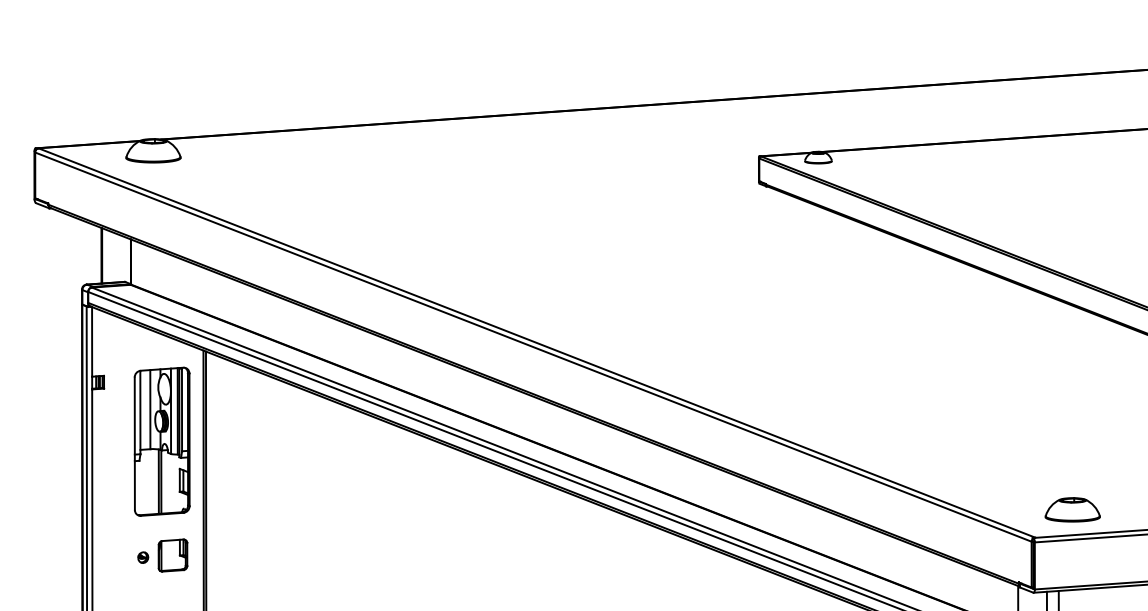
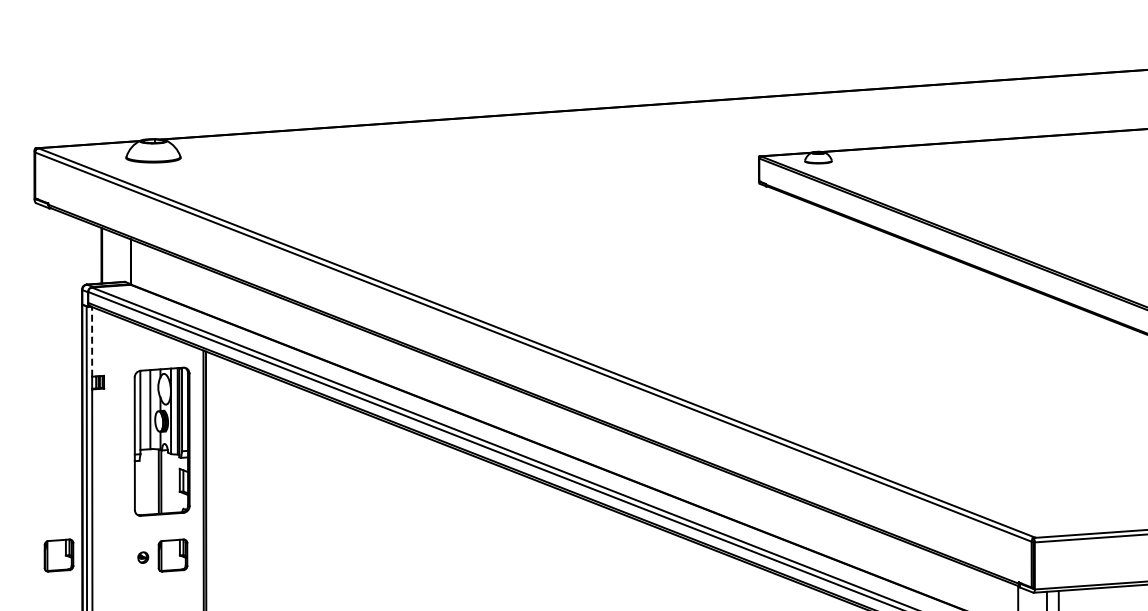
line: solid -> dashed (92, 341)
part: present -> none (1072, 509)
part: none -> present (58, 555)
